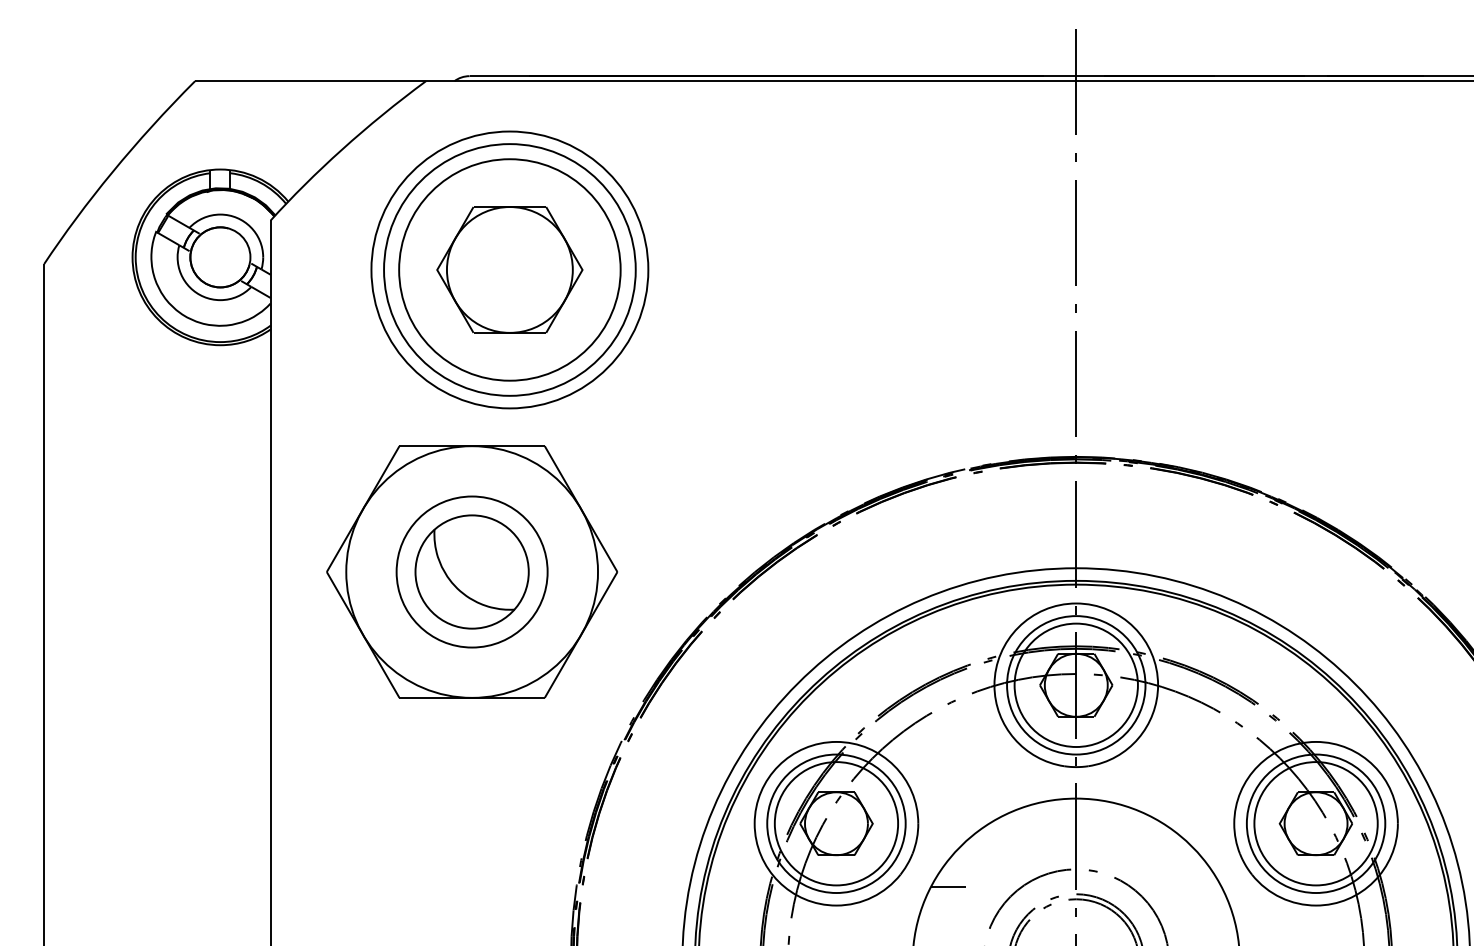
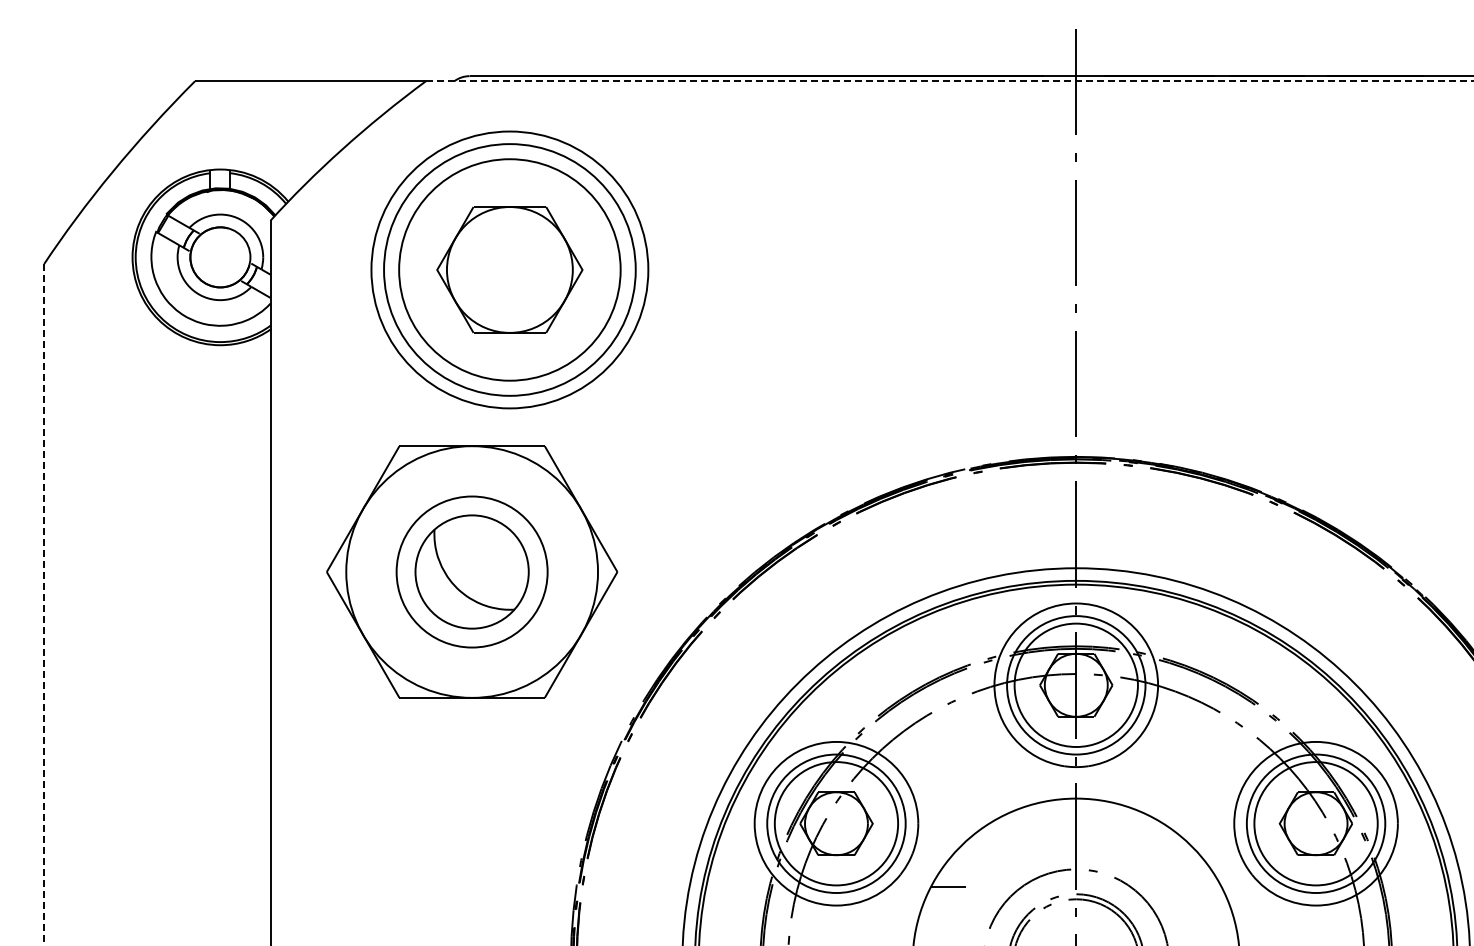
line: solid -> dashed (949, 81)
line: solid -> dashed (44, 604)
